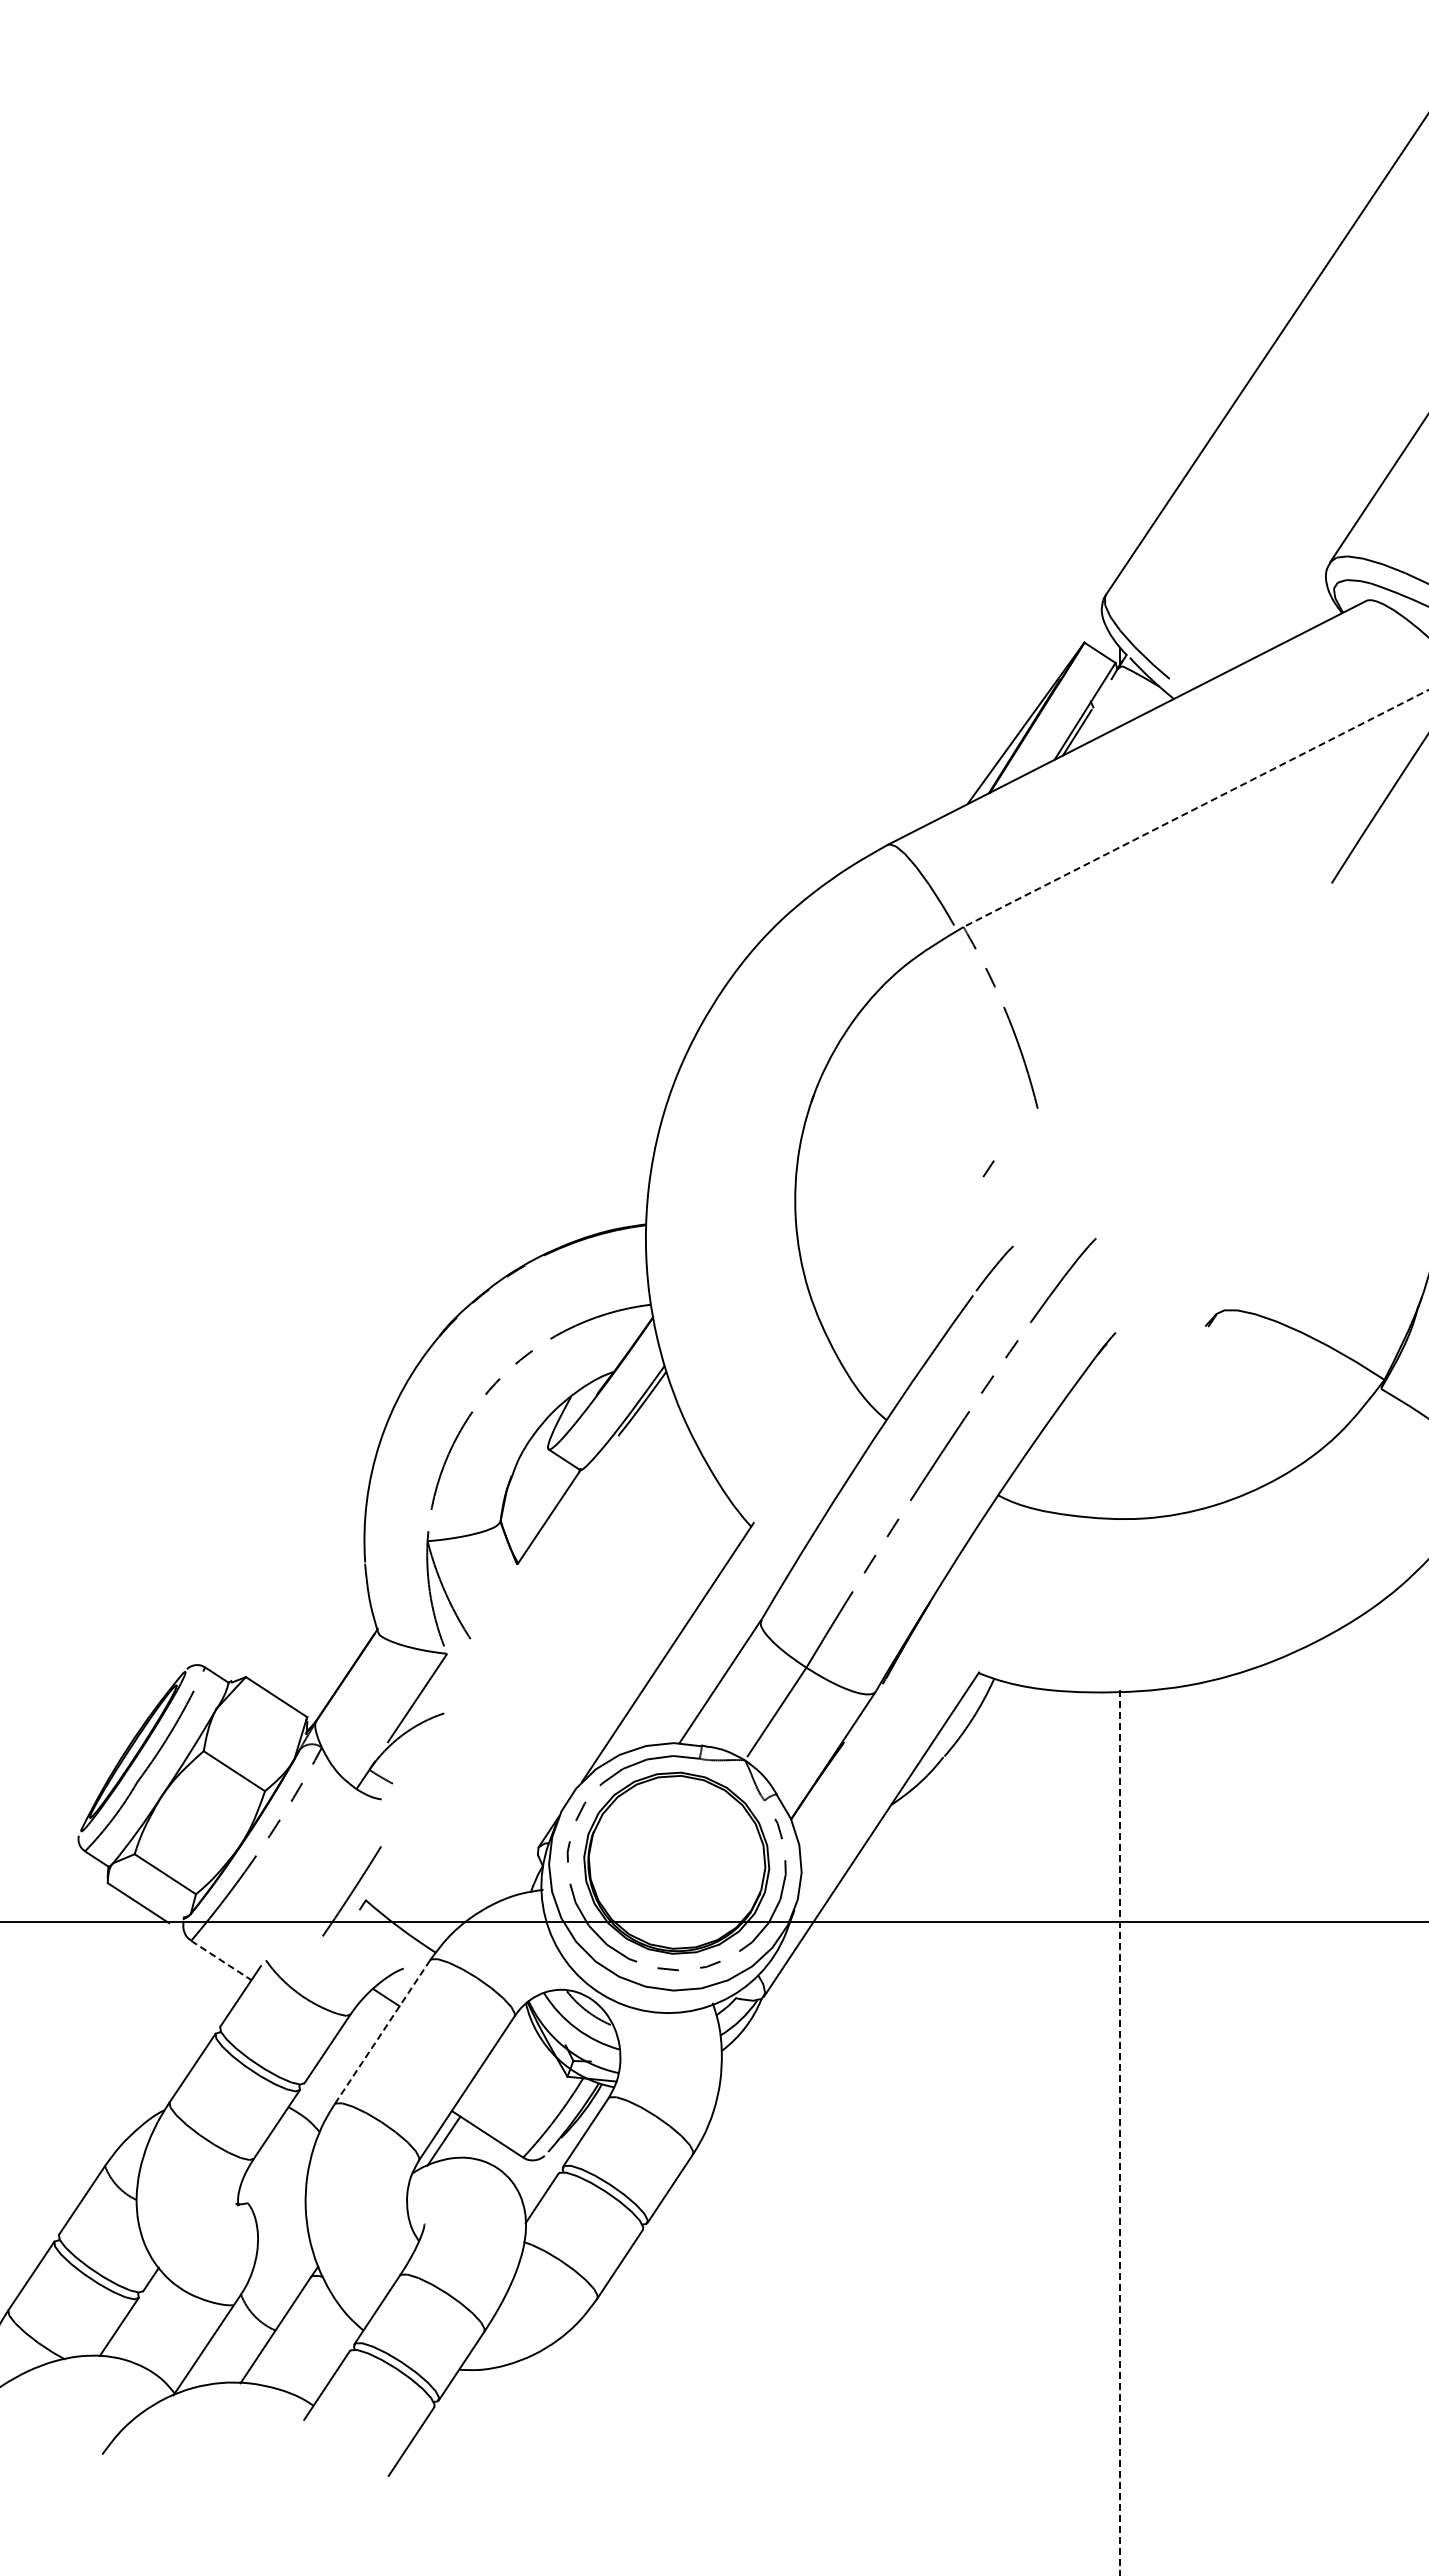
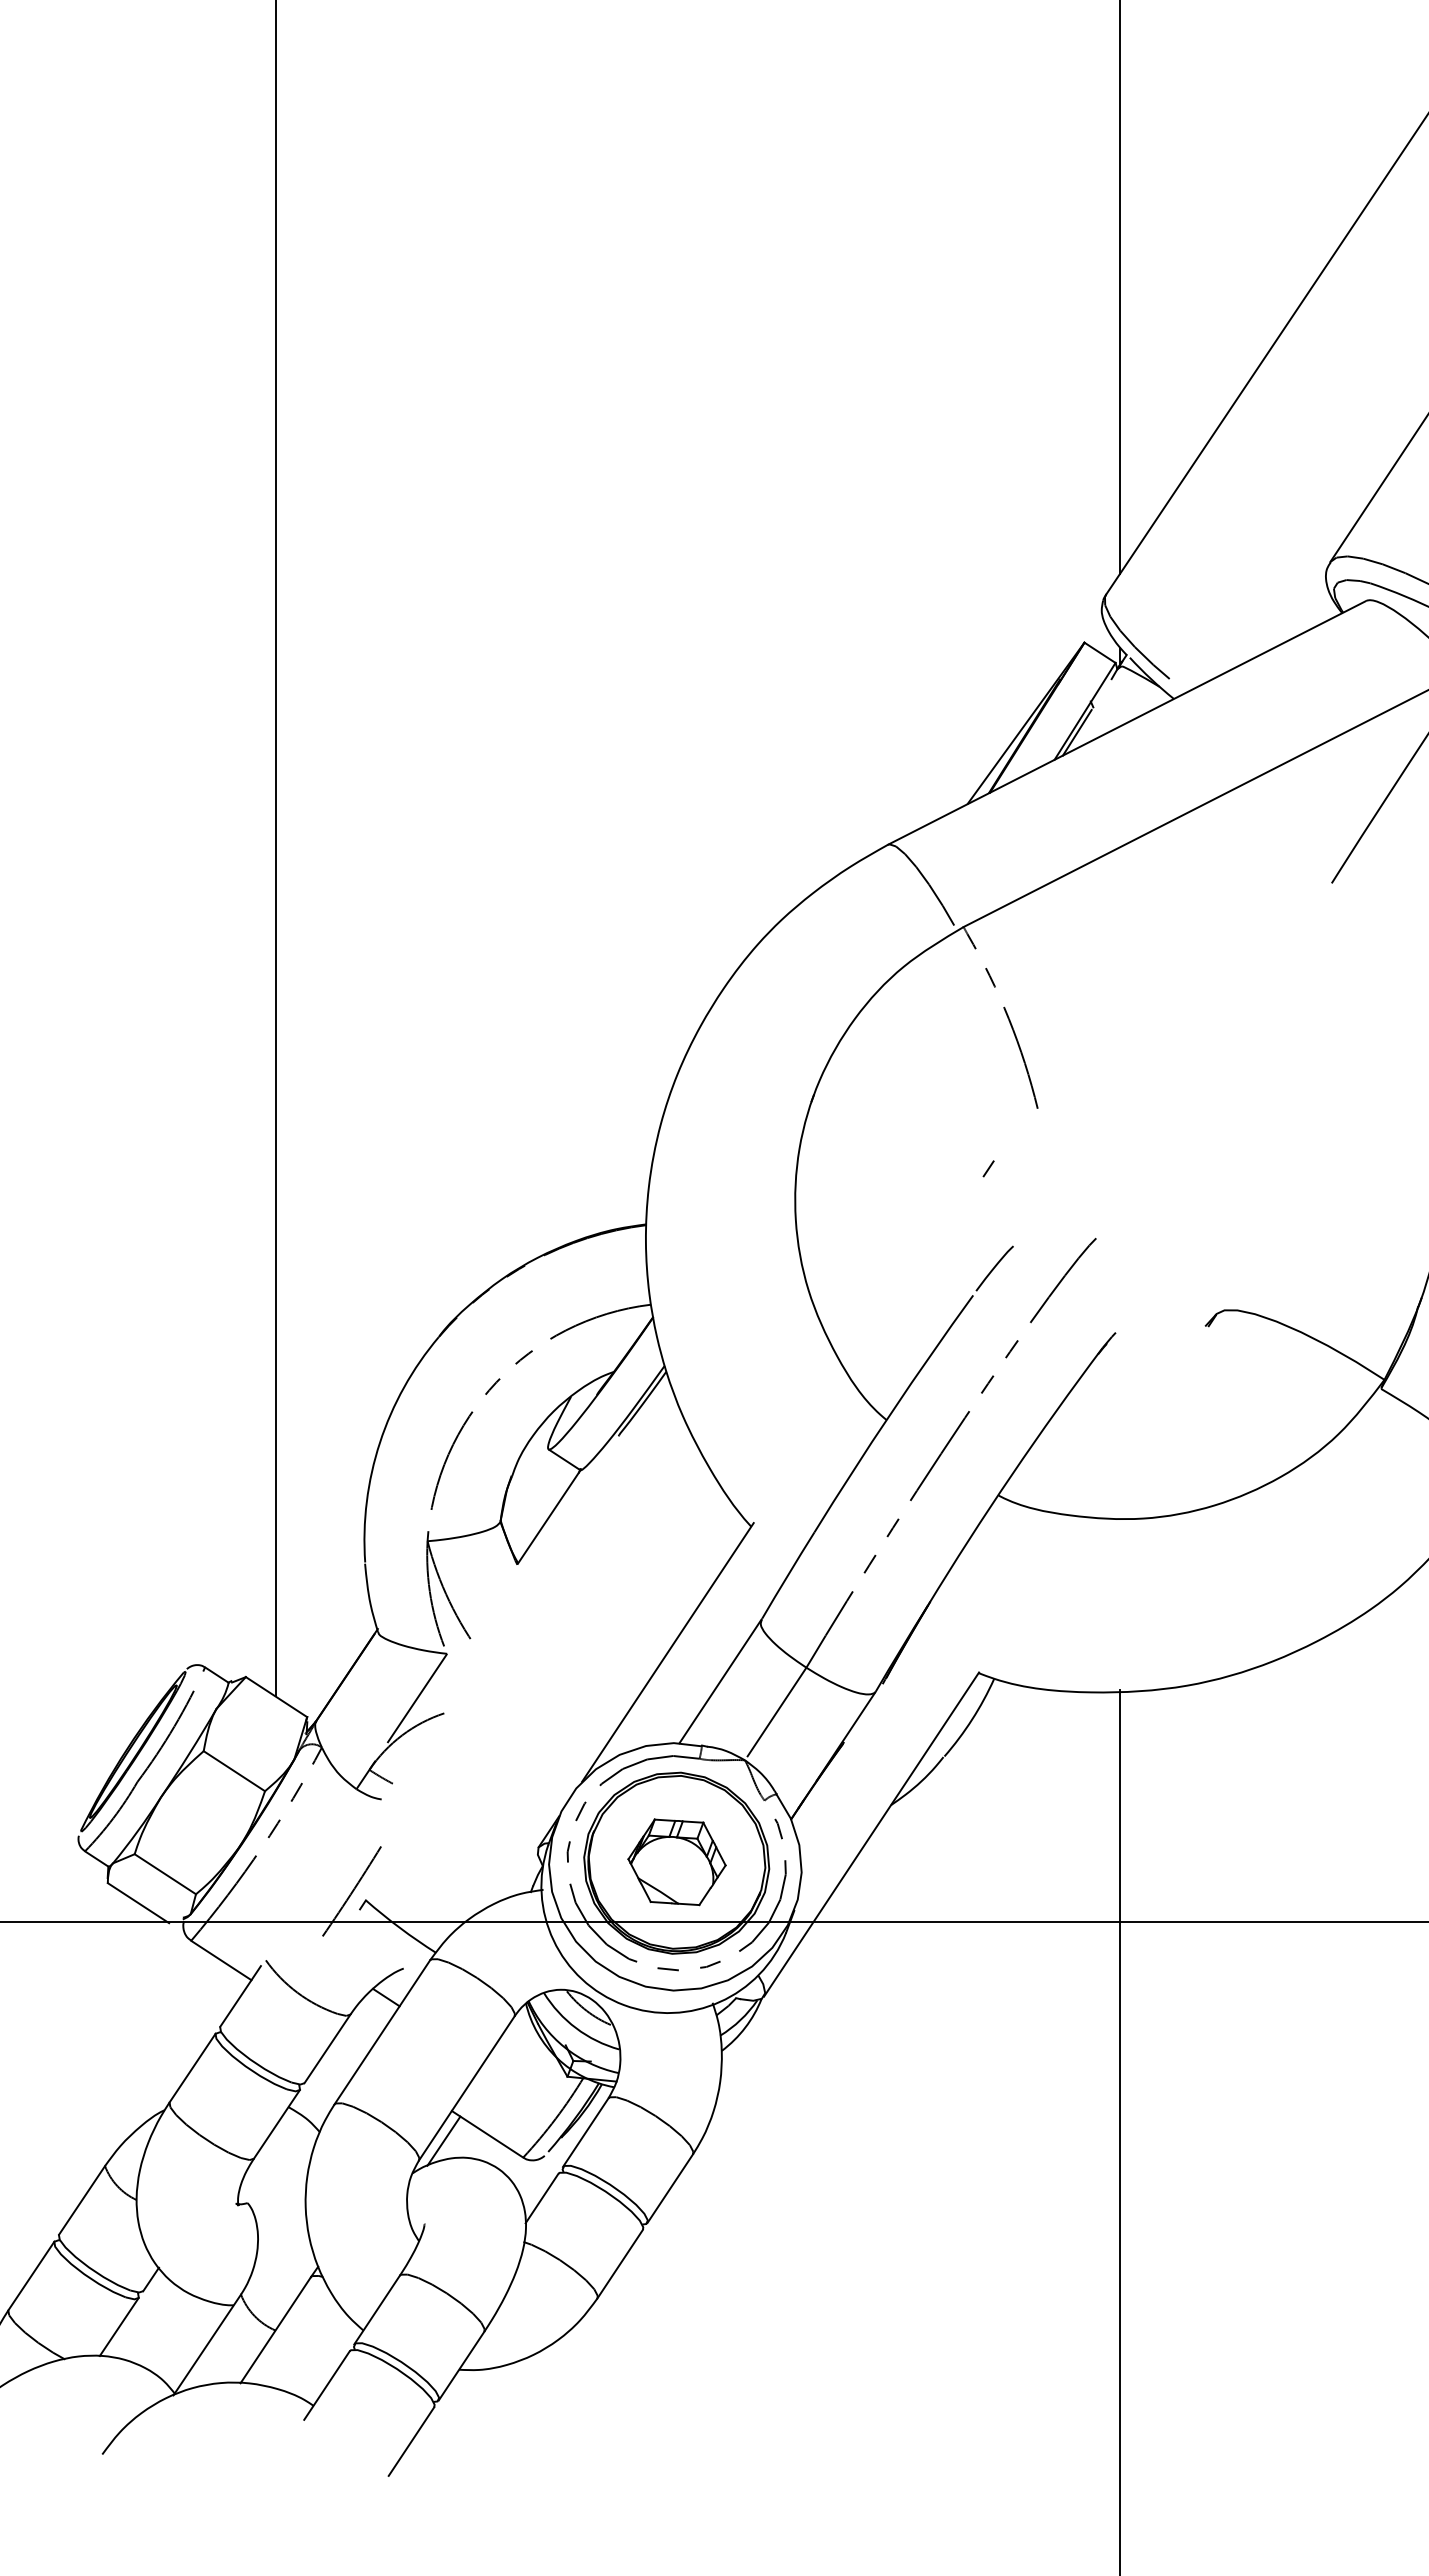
line: none -> present (1120, 287)
line: dashed -> solid (1196, 808)
line: none -> present (275, 849)
part: none -> present (676, 1862)
line: dashed -> solid (221, 1960)
line: dashed -> solid (382, 2032)
line: dashed -> solid (1120, 2133)
